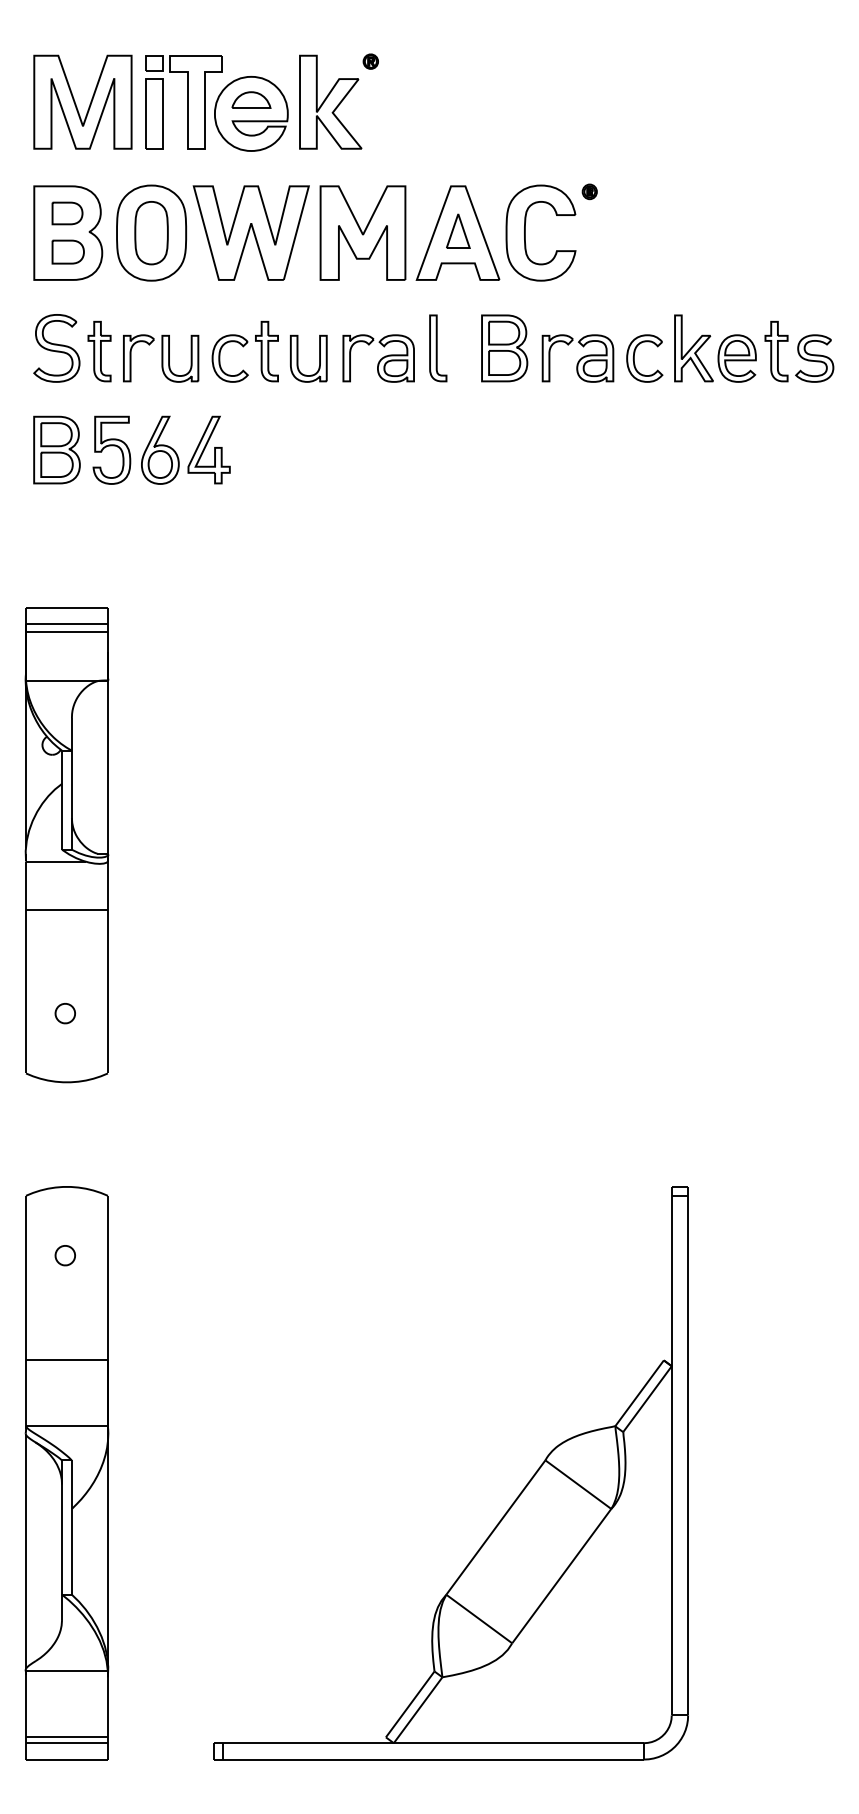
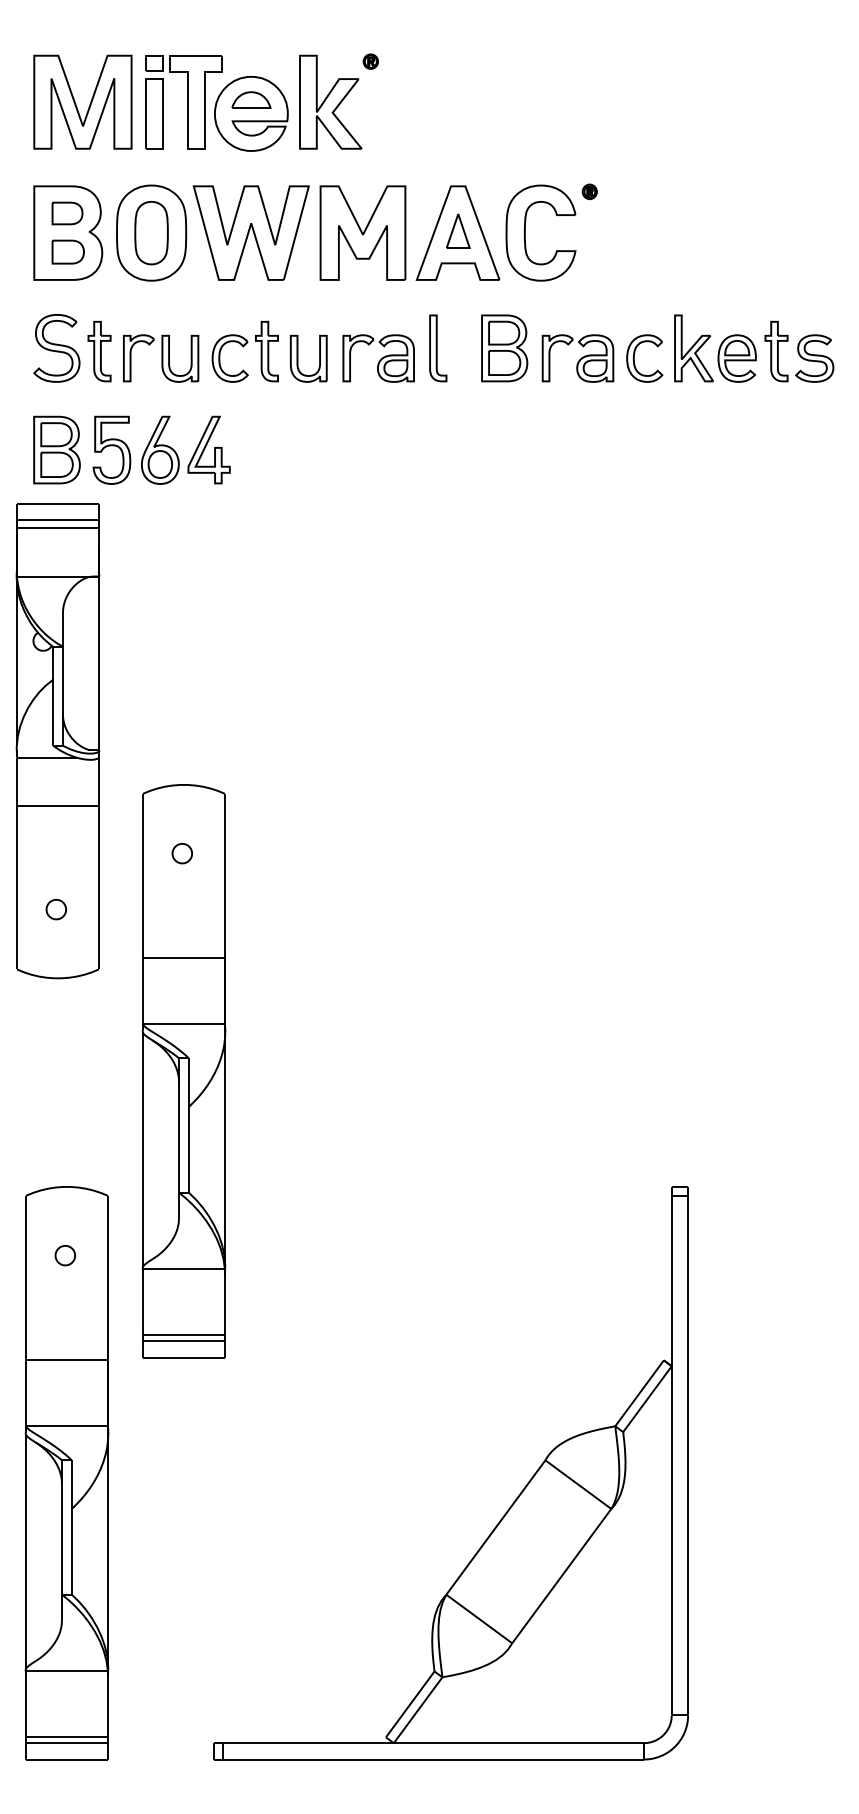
part position: (66, 845) -> (57, 741) (57, 741)
part: none -> present (183, 1071)
